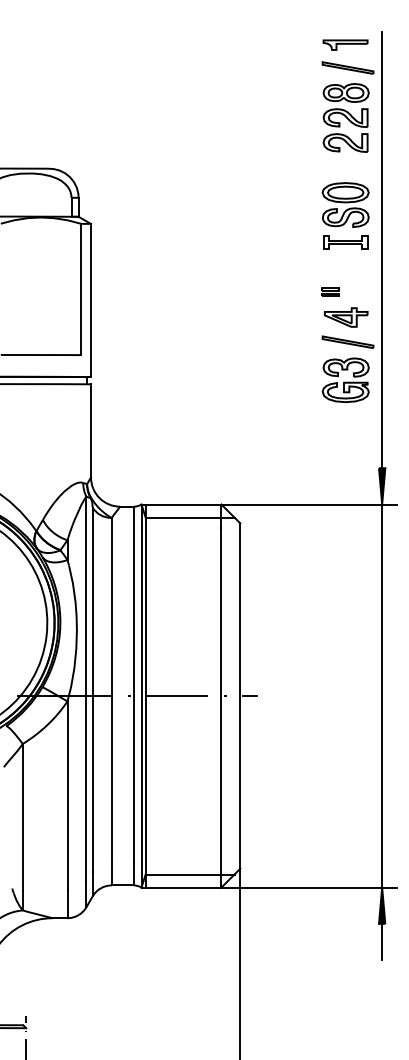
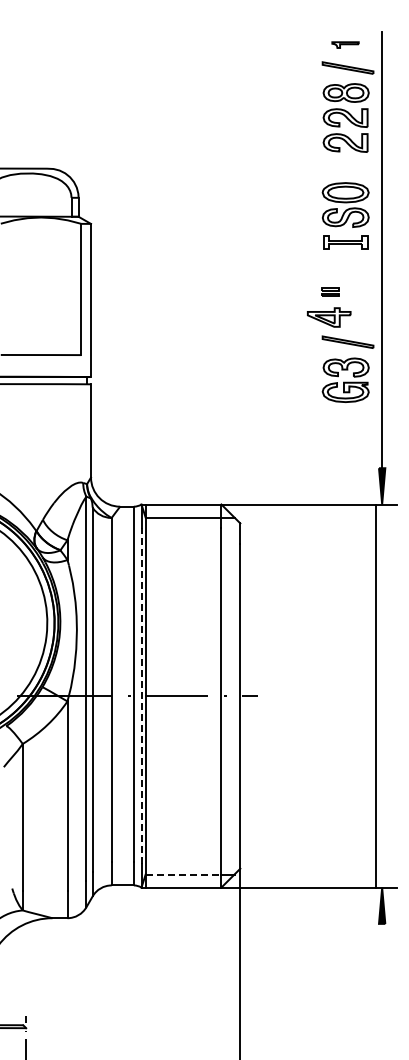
part size: 47x12 px -> 29x8 px (345, 44)
part position: (346, 317) -> (329, 317) (329, 317)
line: solid -> dashed (141, 695)
line position: (382, 695) -> (376, 695) (376, 695)
line: solid -> dashed (183, 874)
line: present -> none (382, 941)
